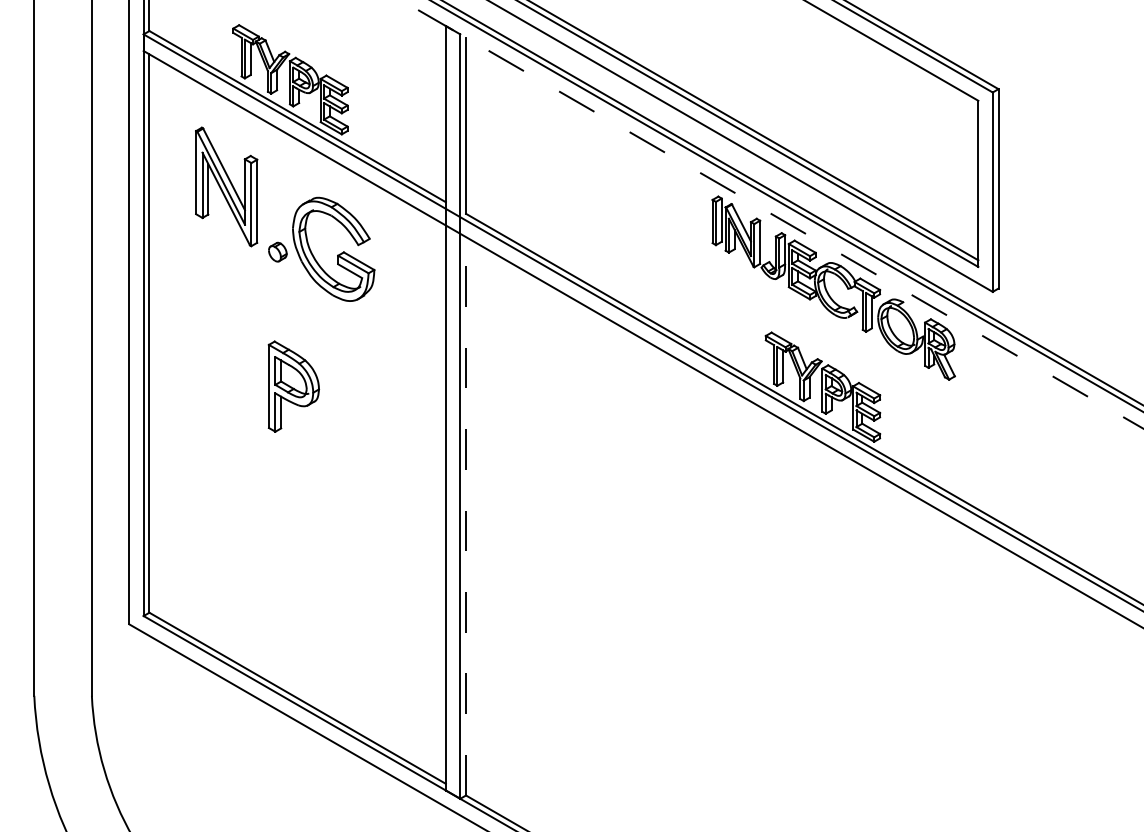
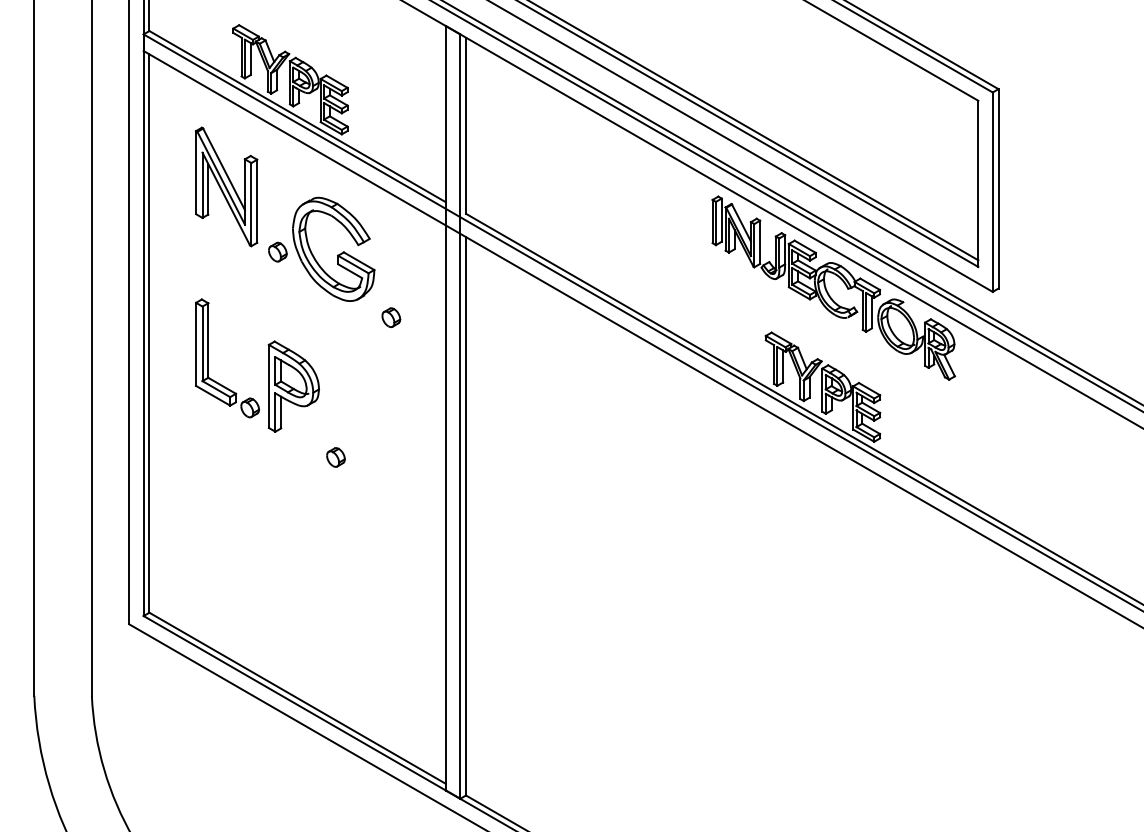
line: dashed -> solid (772, 214)
part: none -> present (391, 317)
part: none -> present (208, 358)
part: none -> present (335, 457)
line: dashed -> solid (466, 515)
